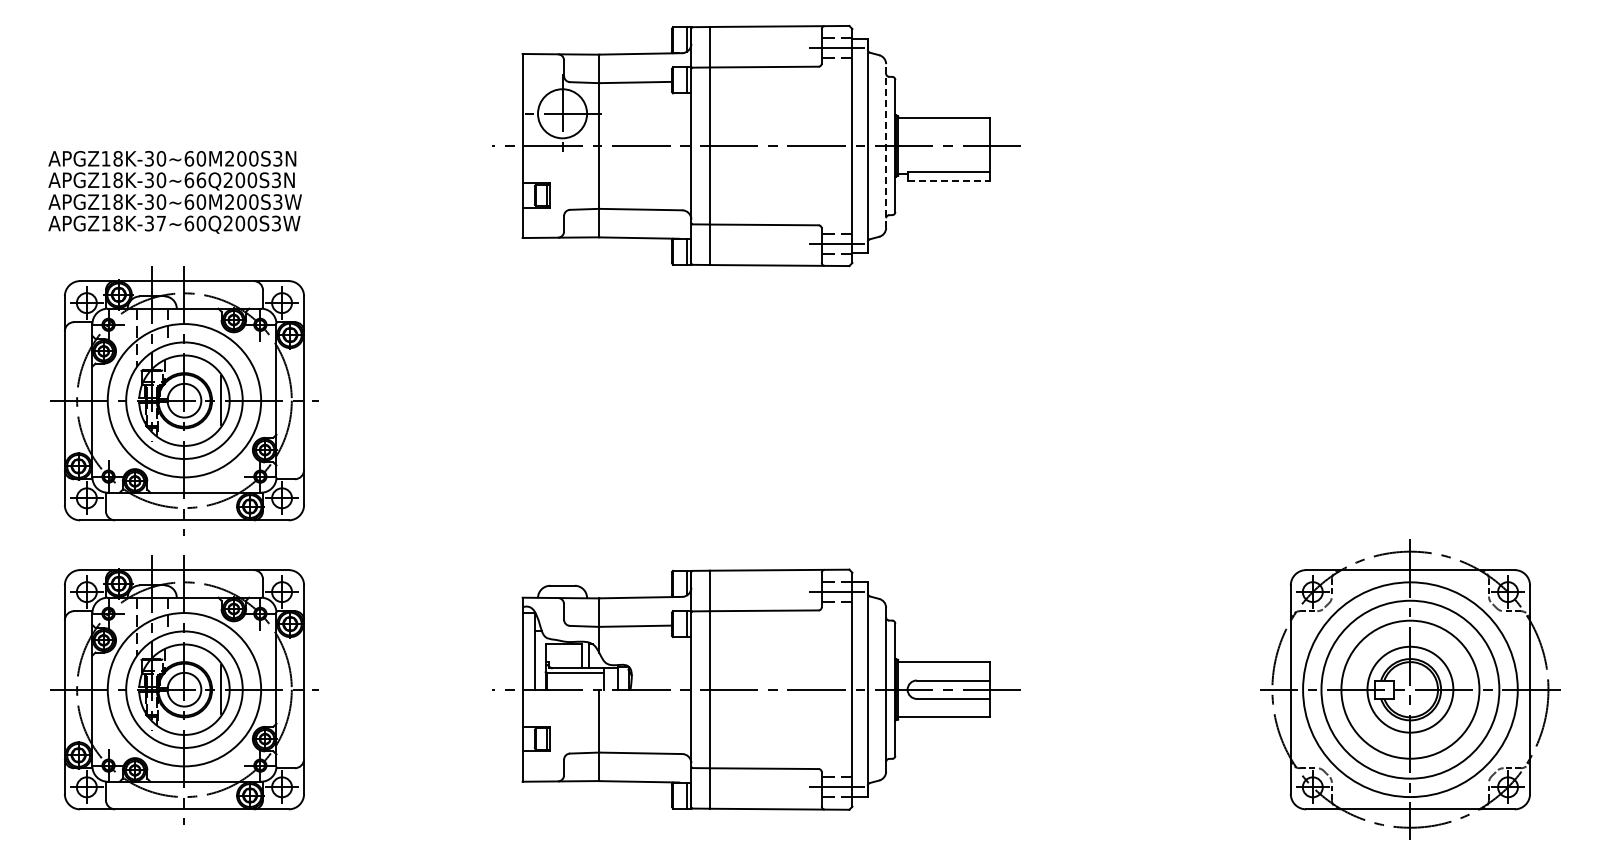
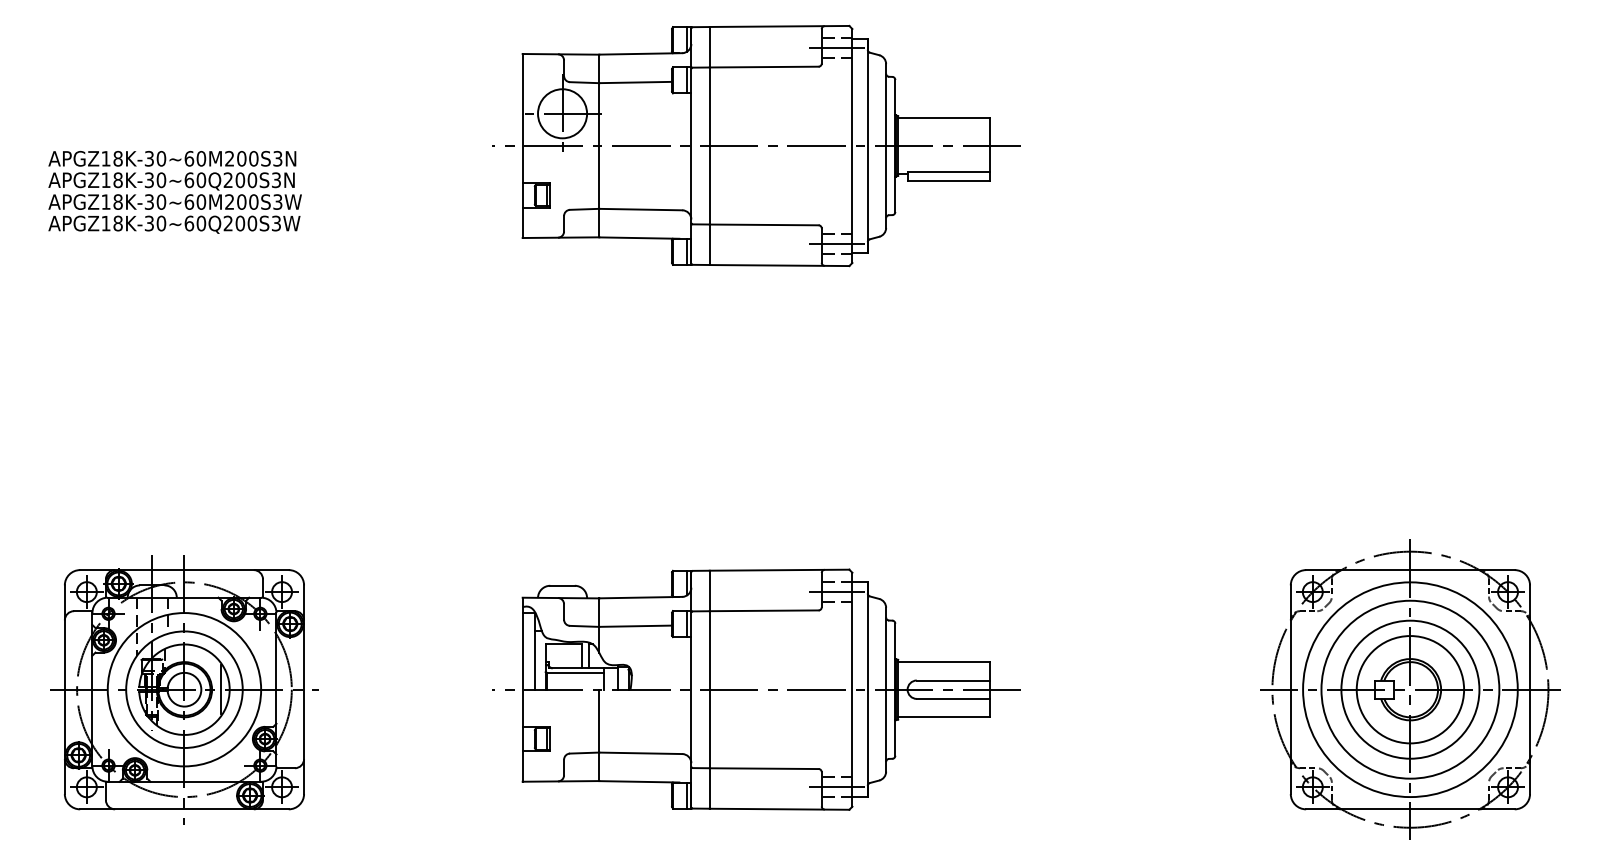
line: dashed -> solid (886, 146)
text: APGZ18K-30~66Q200S3N -> APGZ18K-30~60Q200S3N (201, 179)
line: dashed -> solid (949, 181)
text: APGZ18K-37~60Q200S3W -> APGZ18K-30~60Q200S3W (161, 223)
part: present -> none (184, 400)
circle diameter: 86 px -> 107 px (1410, 689)
